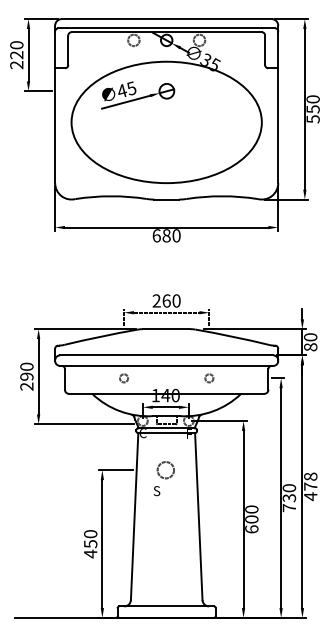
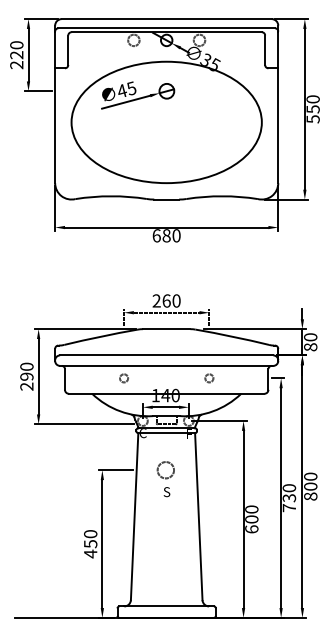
text: 478 -> 800 (310, 486)
text position: (156, 491) -> (166, 492) (166, 492)
